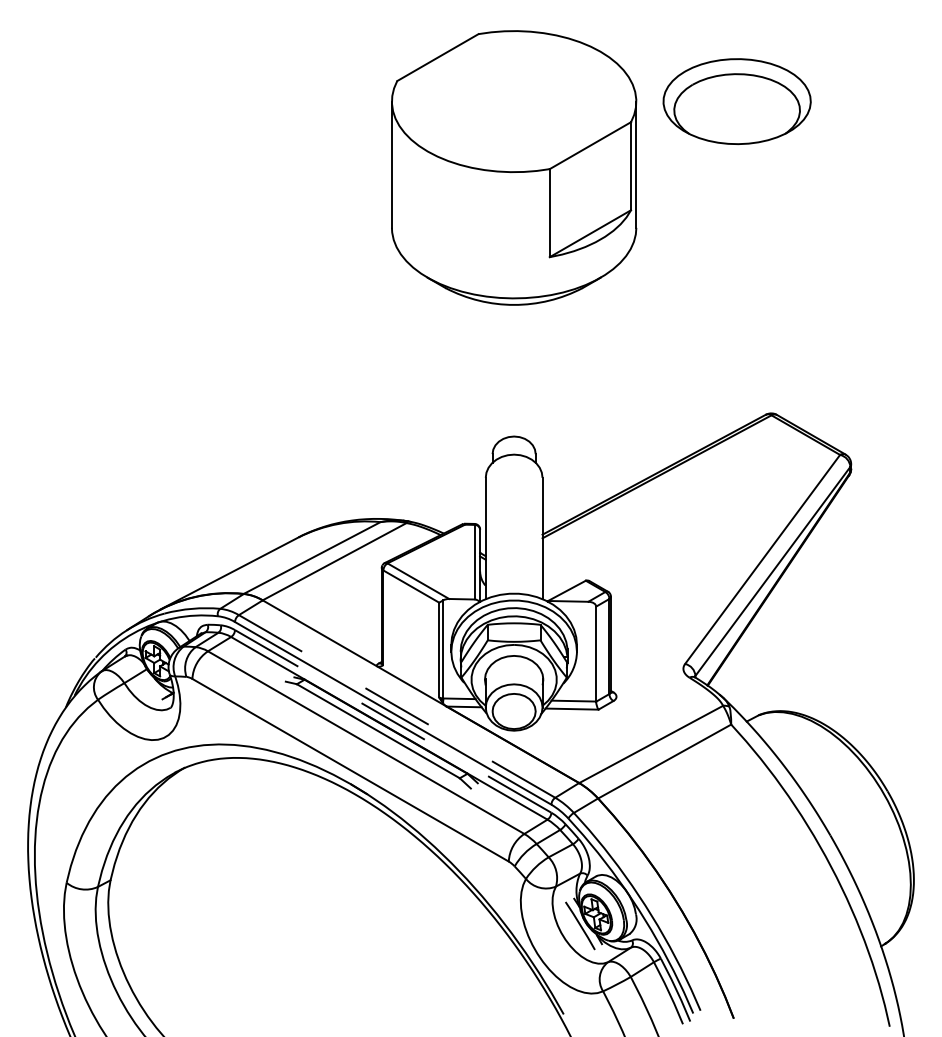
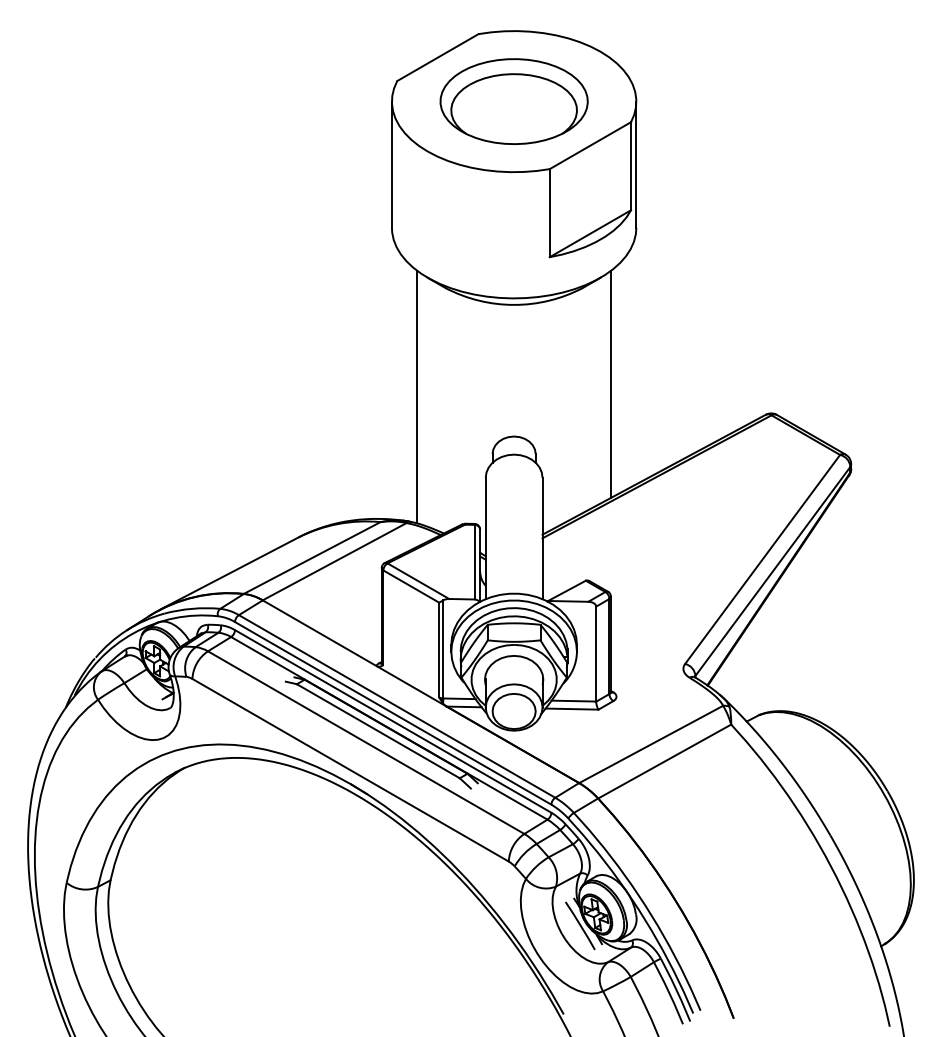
part position: (736, 101) -> (513, 101) (513, 101)
line: none -> present (611, 383)
line: none -> present (417, 396)
line: dashed -> solid (397, 706)
line: dashed -> solid (393, 721)
